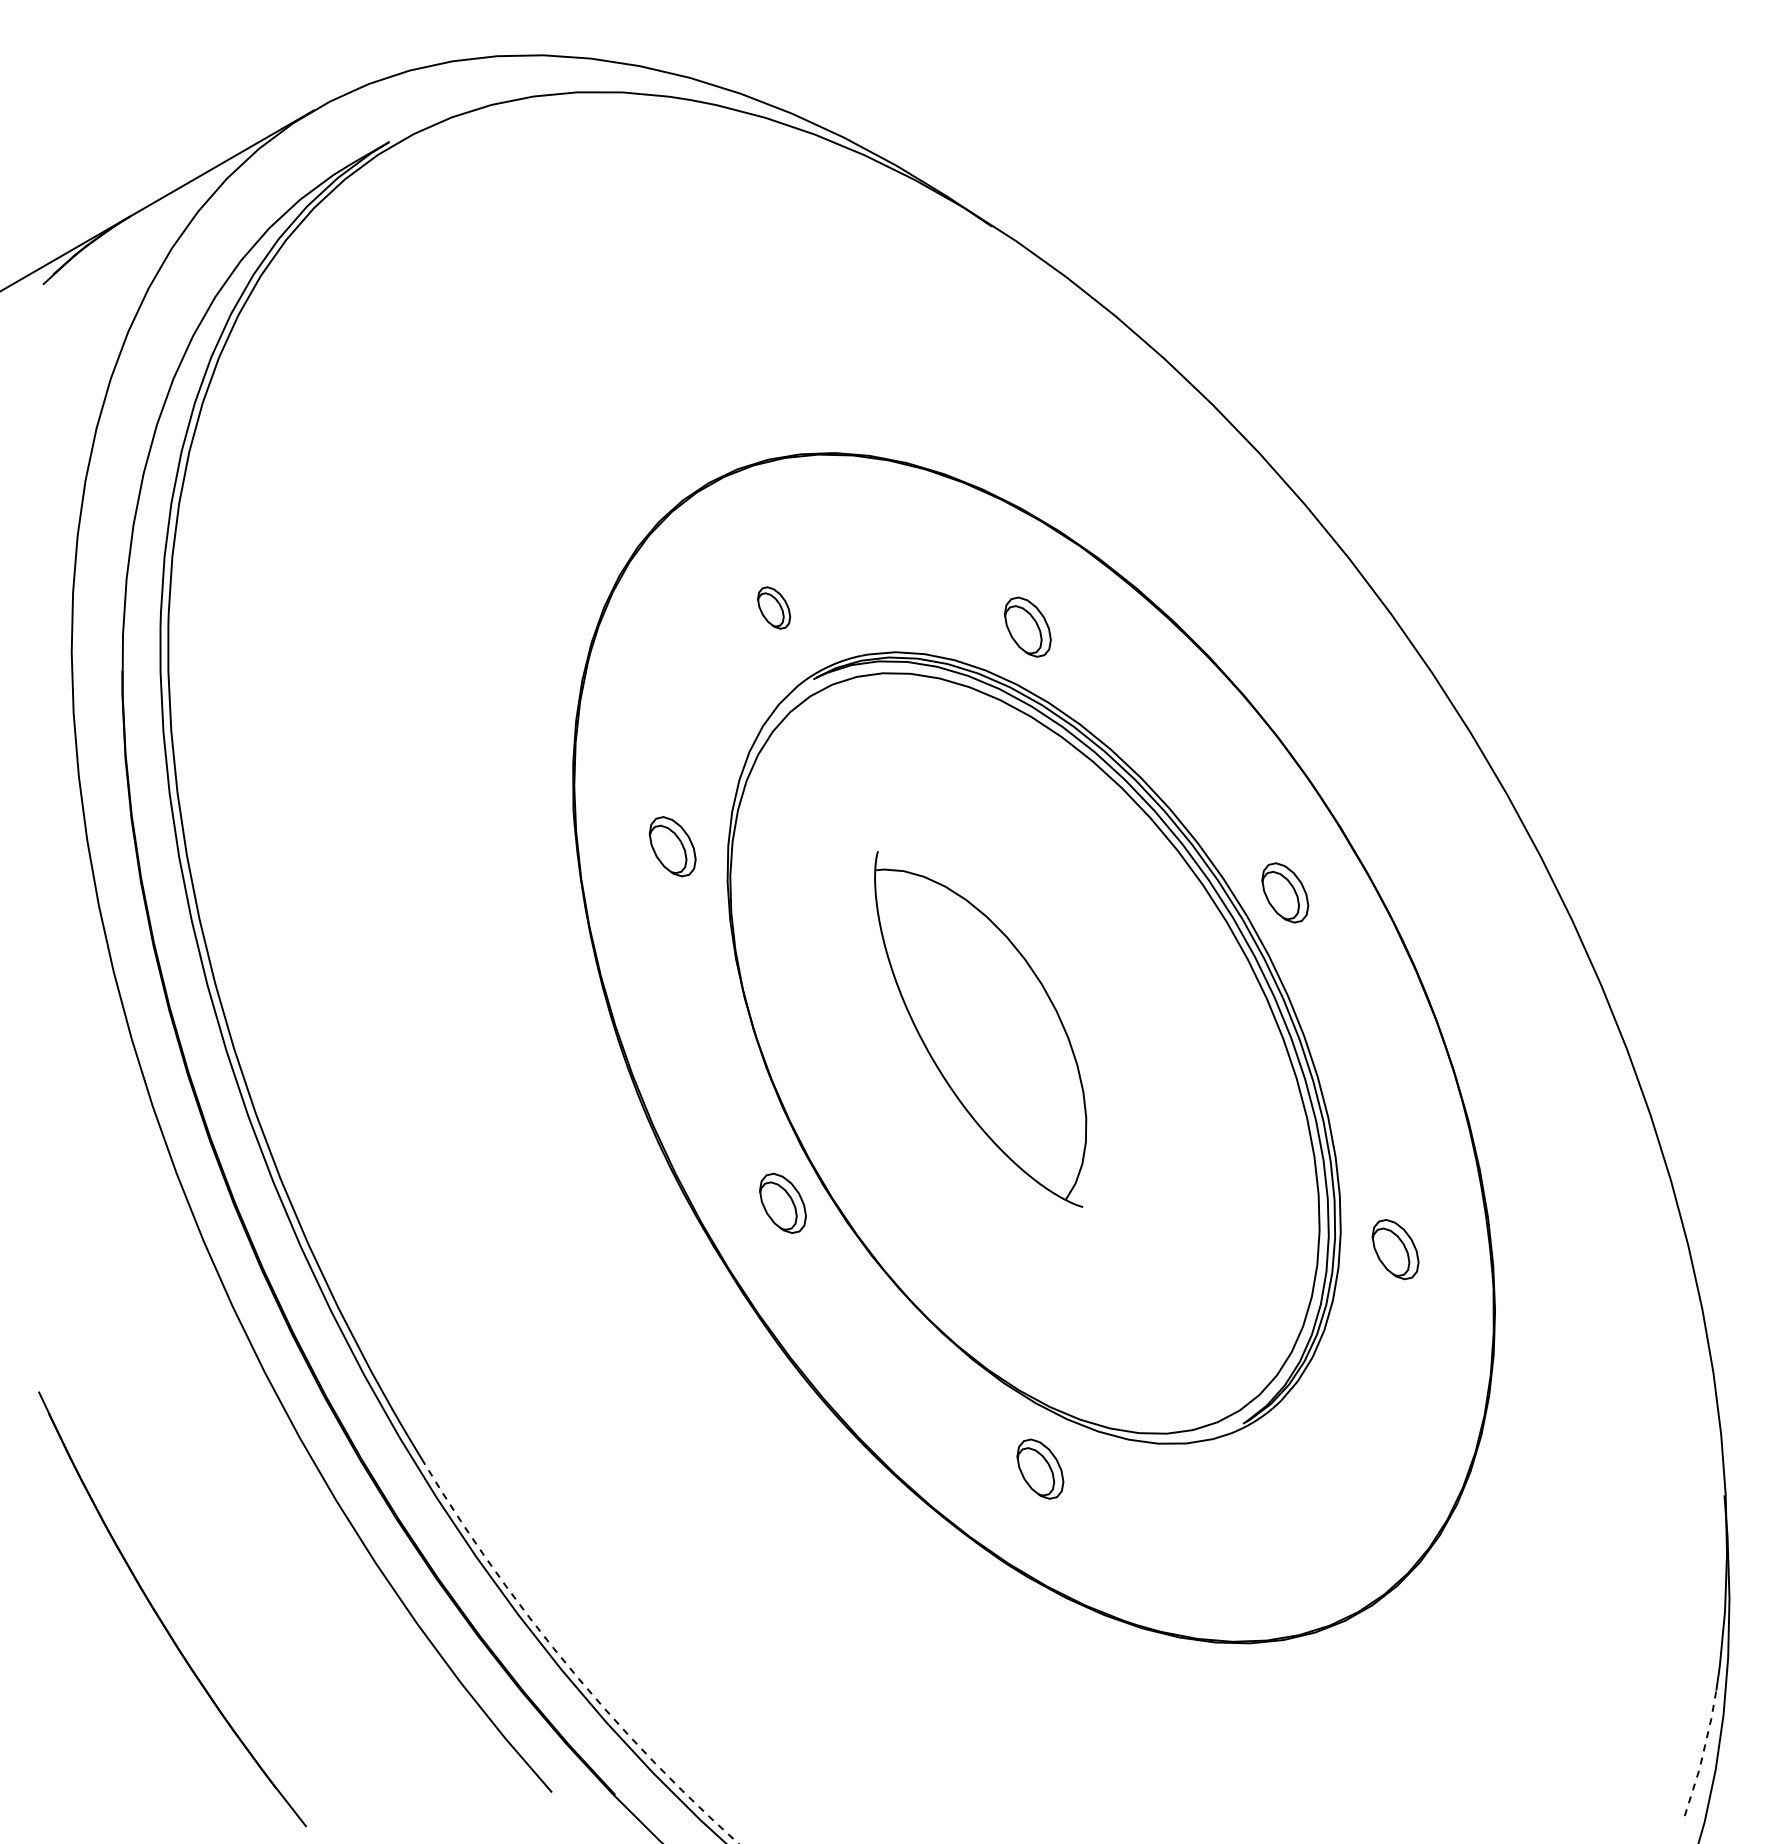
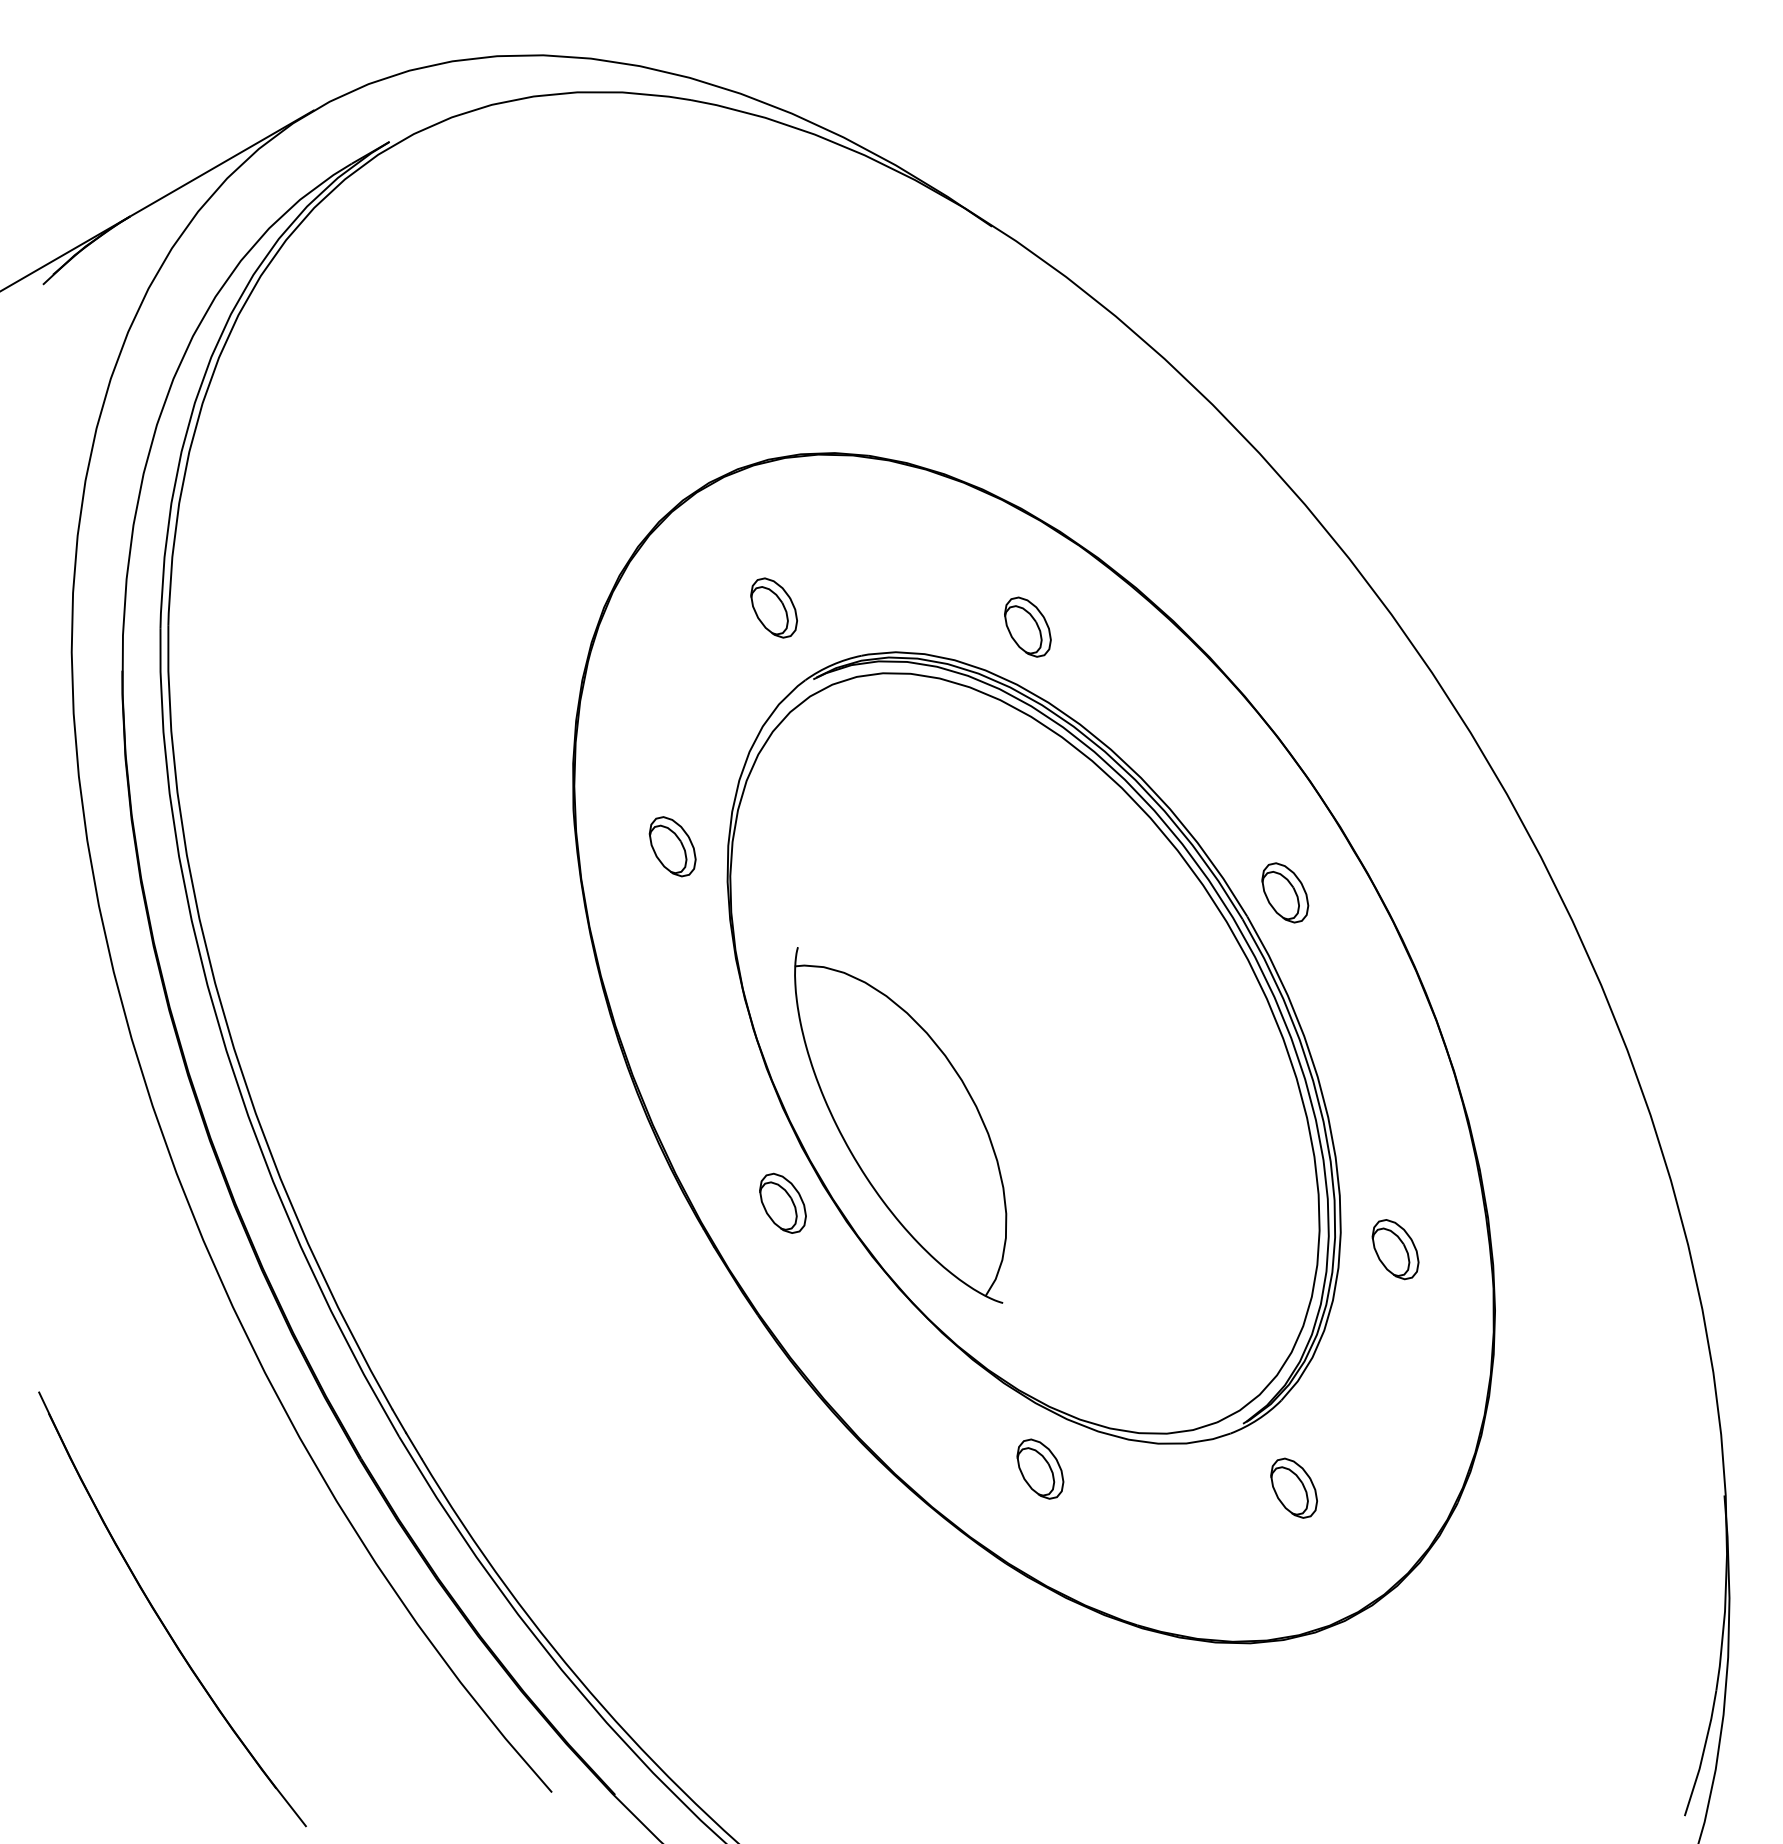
part size: 35x44 px -> 48x62 px (773, 607)
part position: (980, 1029) -> (900, 1125) (900, 1125)
part: none -> present (1293, 1487)
arc: dashed -> solid (566, 1664)
line: dashed -> solid (1703, 1753)
